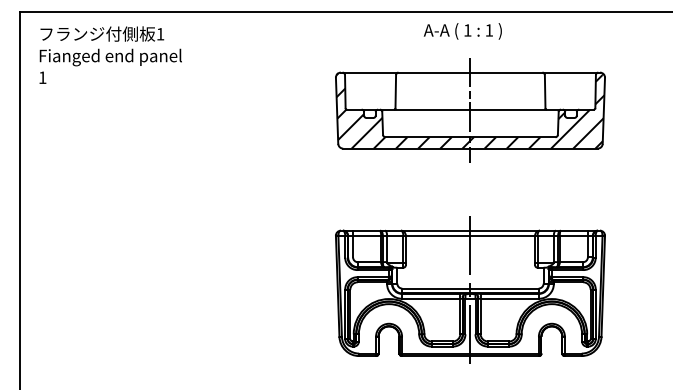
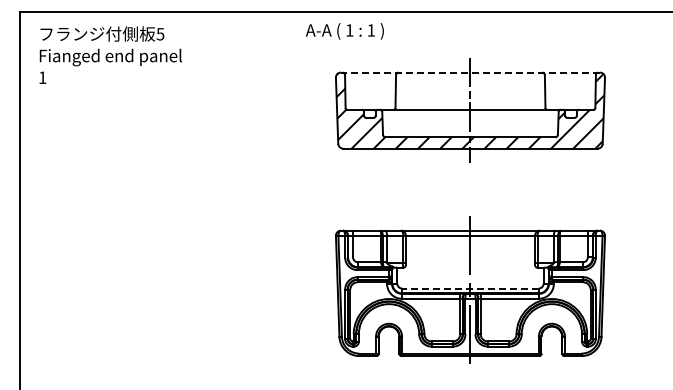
text position: (462, 31) -> (344, 31) (344, 31)
text: 1 -> 5 (160, 34)
line: solid -> dashed (470, 72)
line: solid -> dashed (469, 288)
